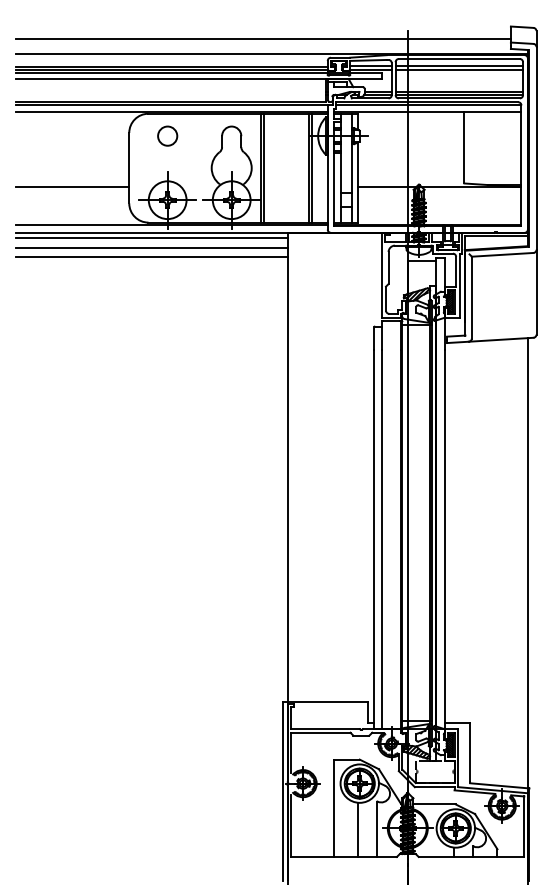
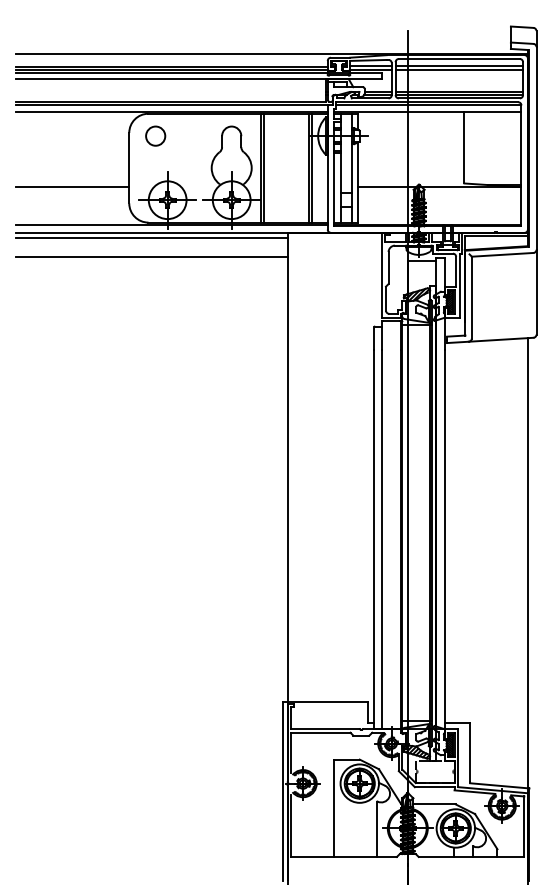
line: present -> none (263, 39)
circle position: (167, 135) -> (155, 135) (155, 135)
line: present -> none (151, 247)
line: present -> none (358, 829)
